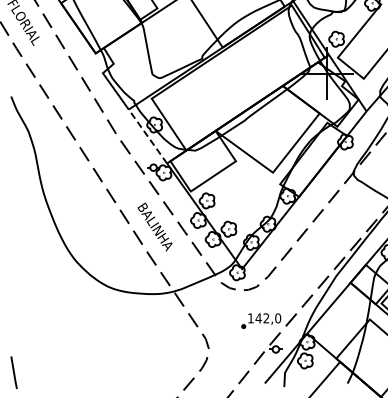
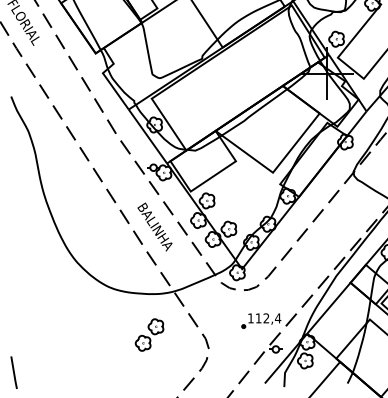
line: dashed -> solid (147, 136)
text: 142,0 -> 112,4 (268, 318)
part: none -> present (149, 334)
